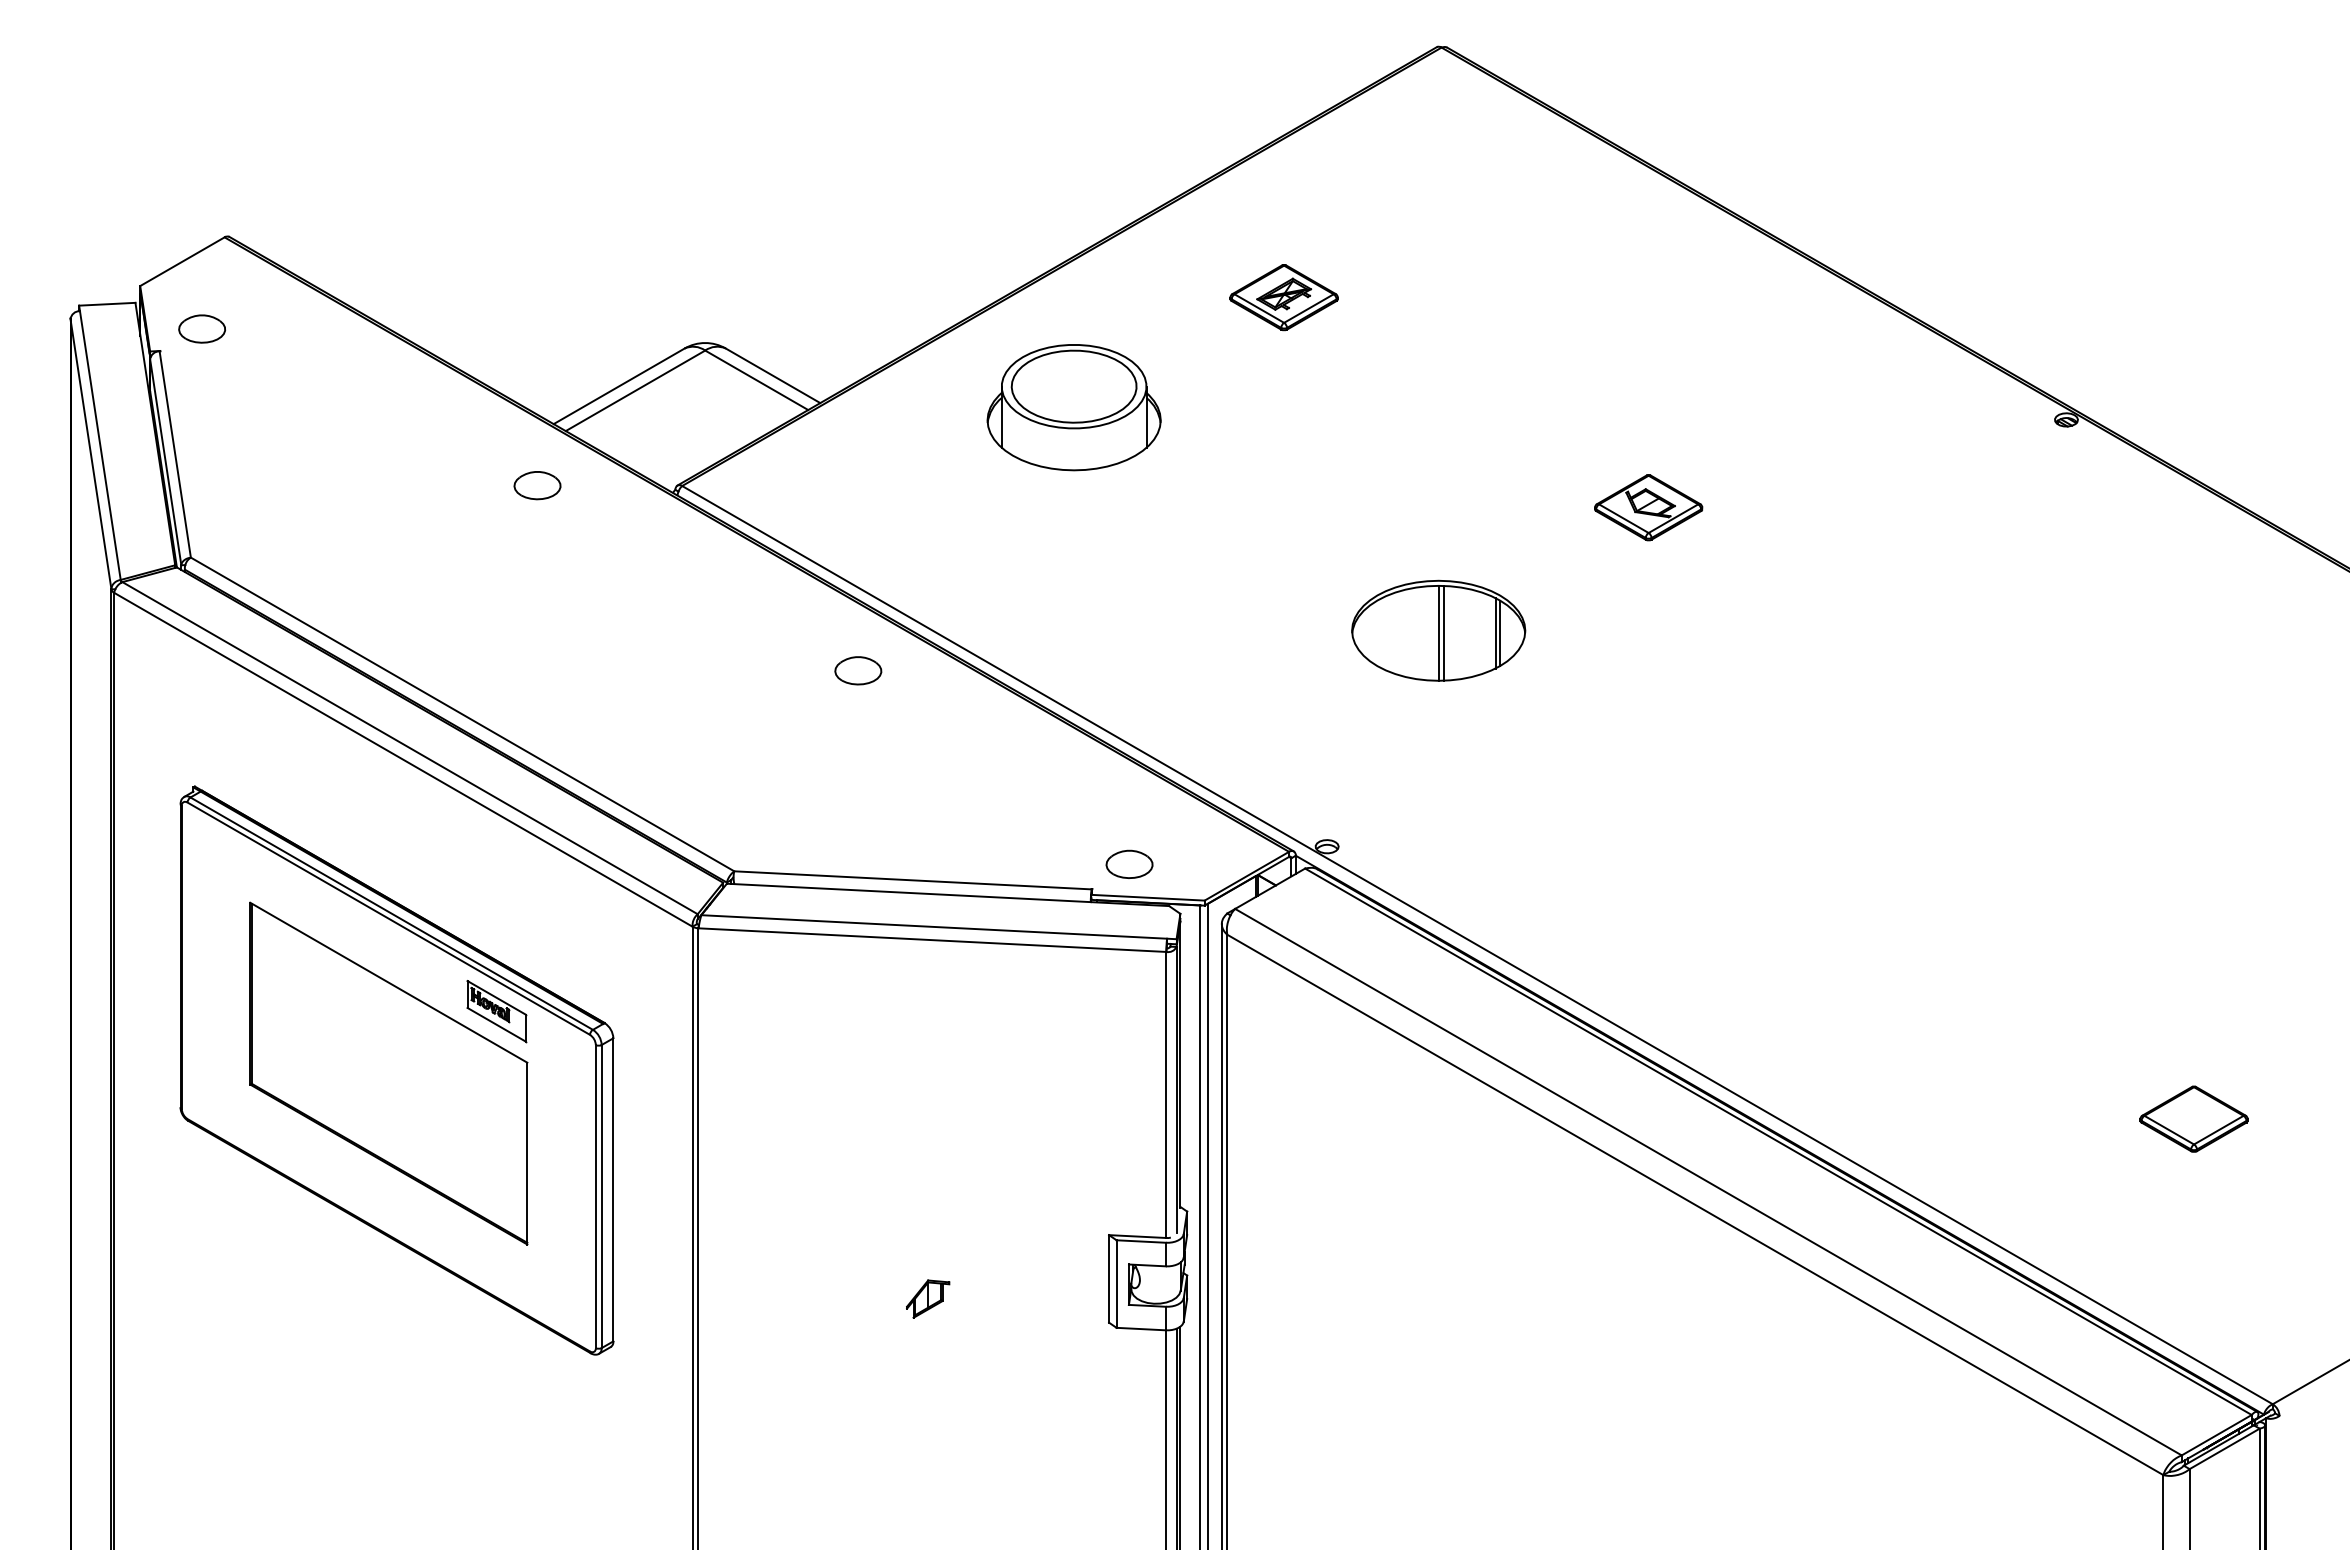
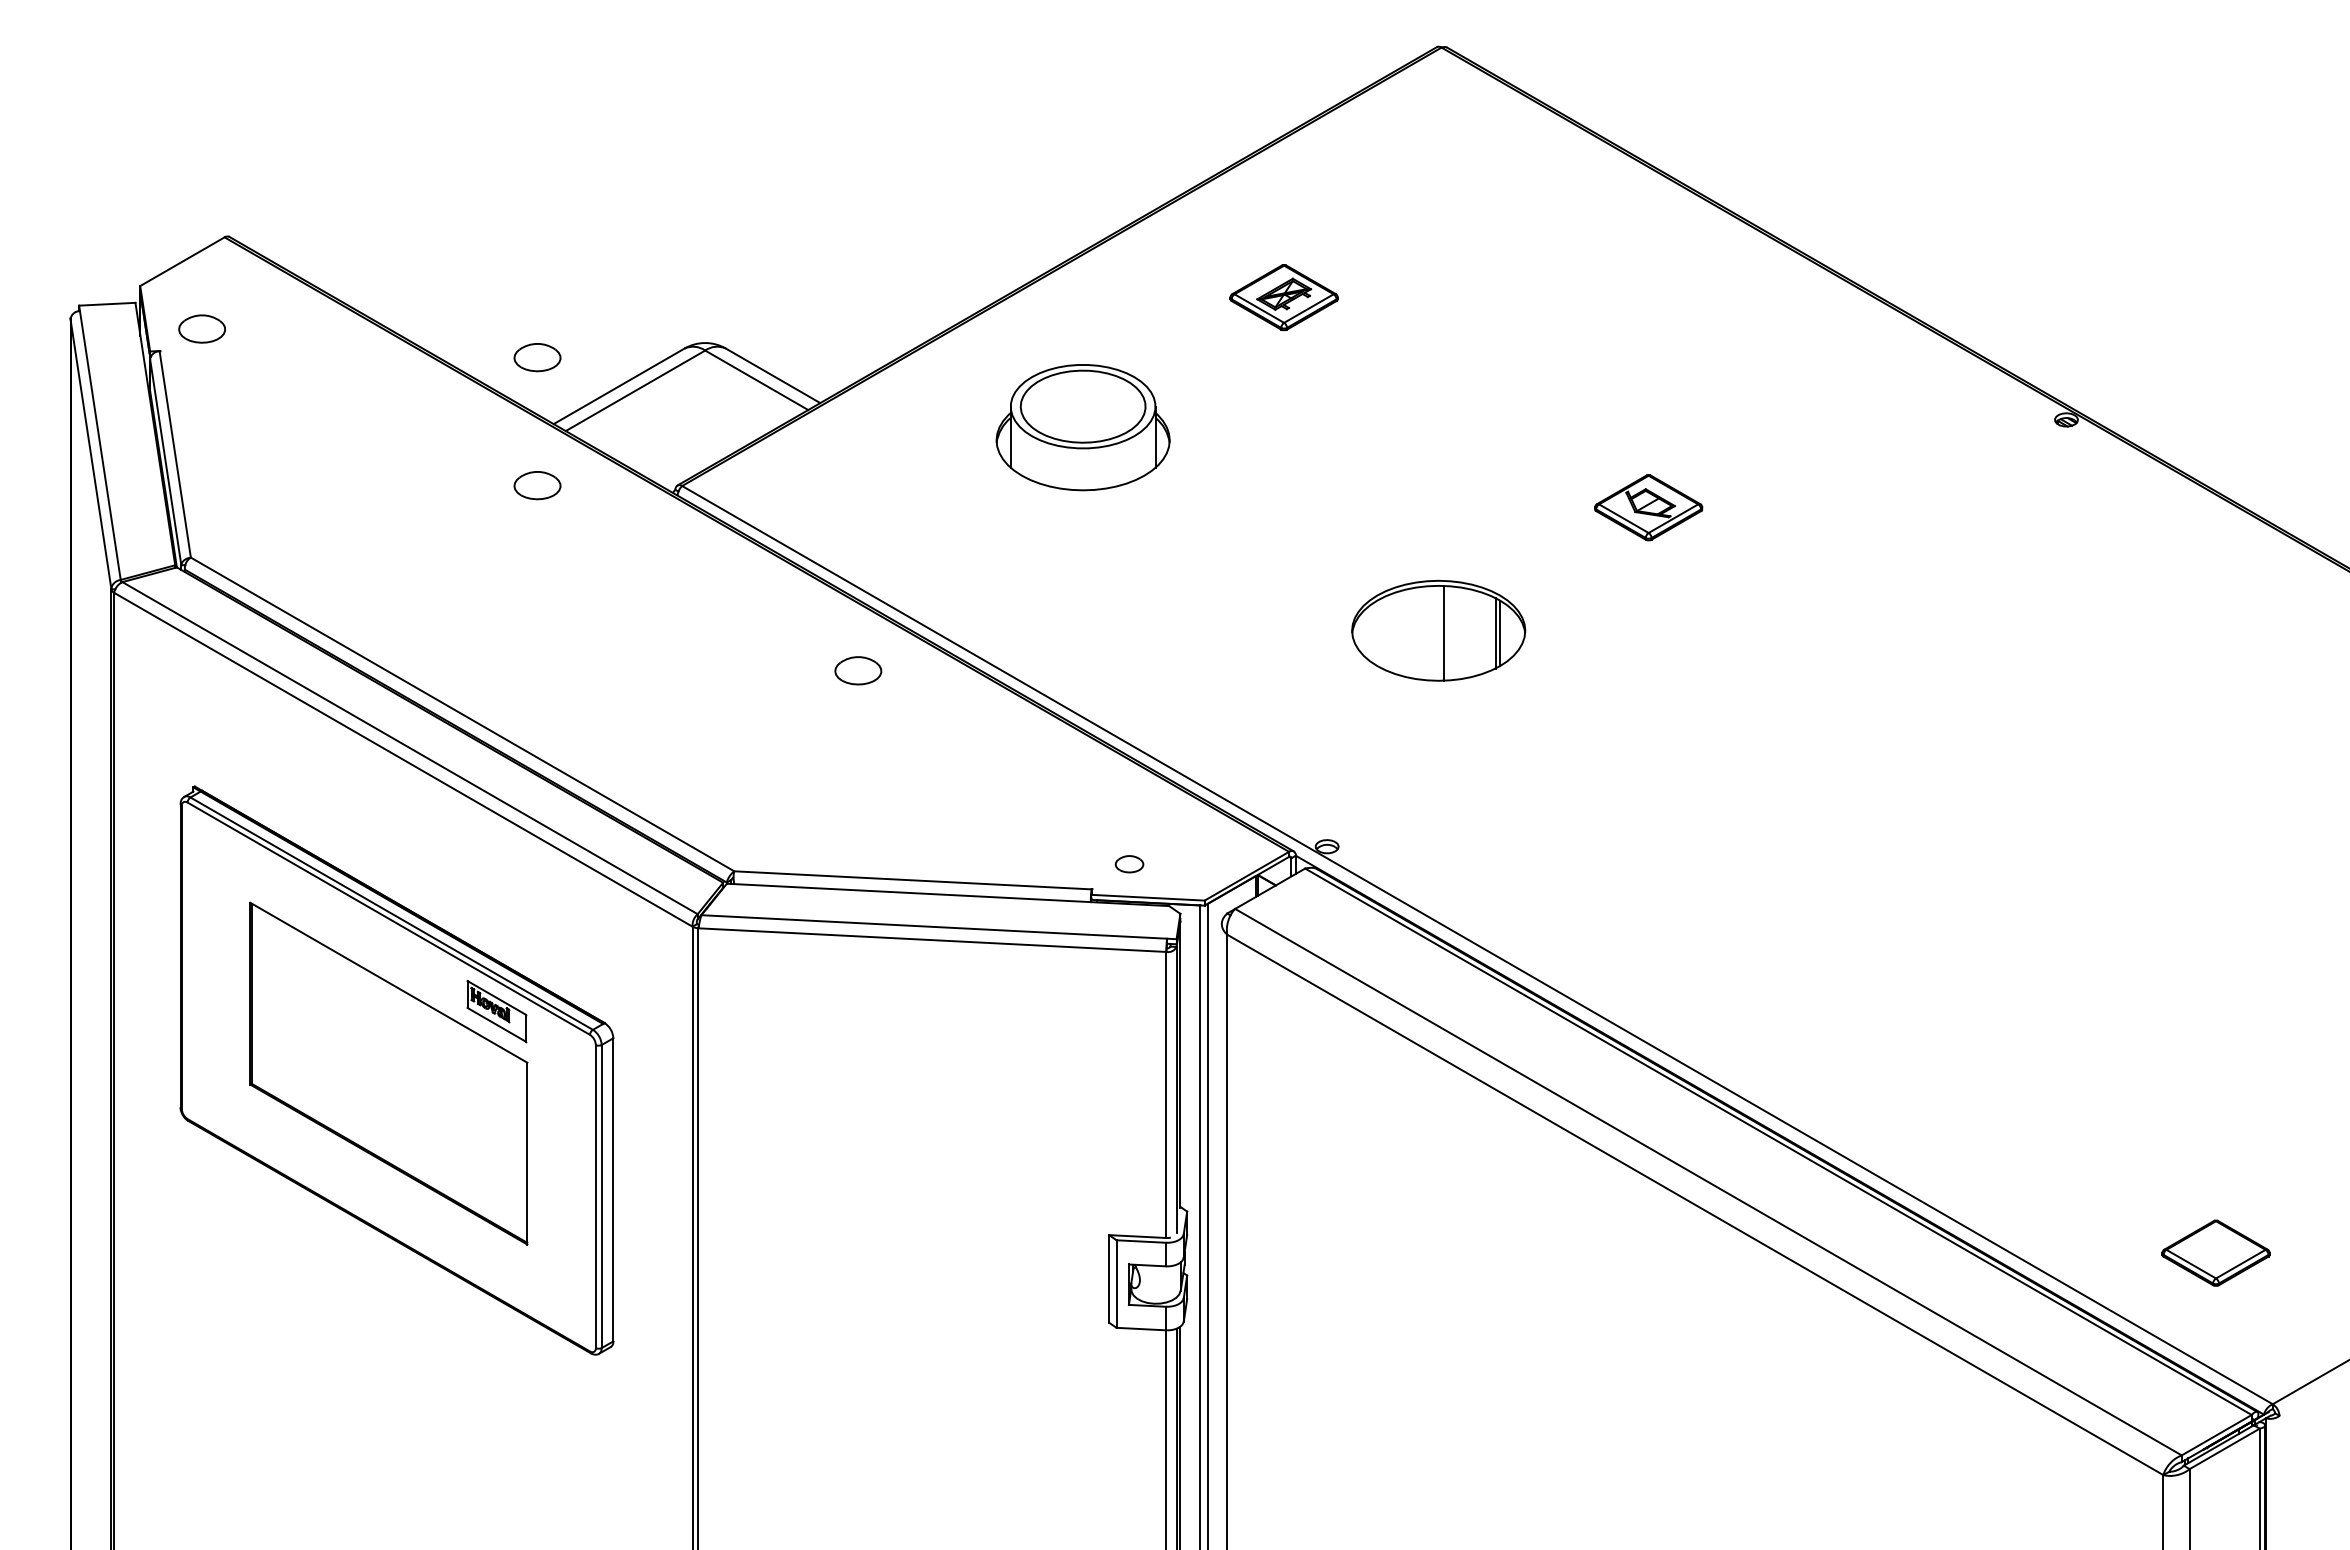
part: none -> present (537, 357)
part position: (1073, 407) -> (1082, 427) (1082, 427)
line: present -> none (1439, 632)
part size: 49x30 px -> 31x19 px (1129, 864)
part position: (2193, 1118) -> (2215, 1252) (2215, 1252)
line: present -> none (1221, 1235)
part: present -> none (928, 1298)
